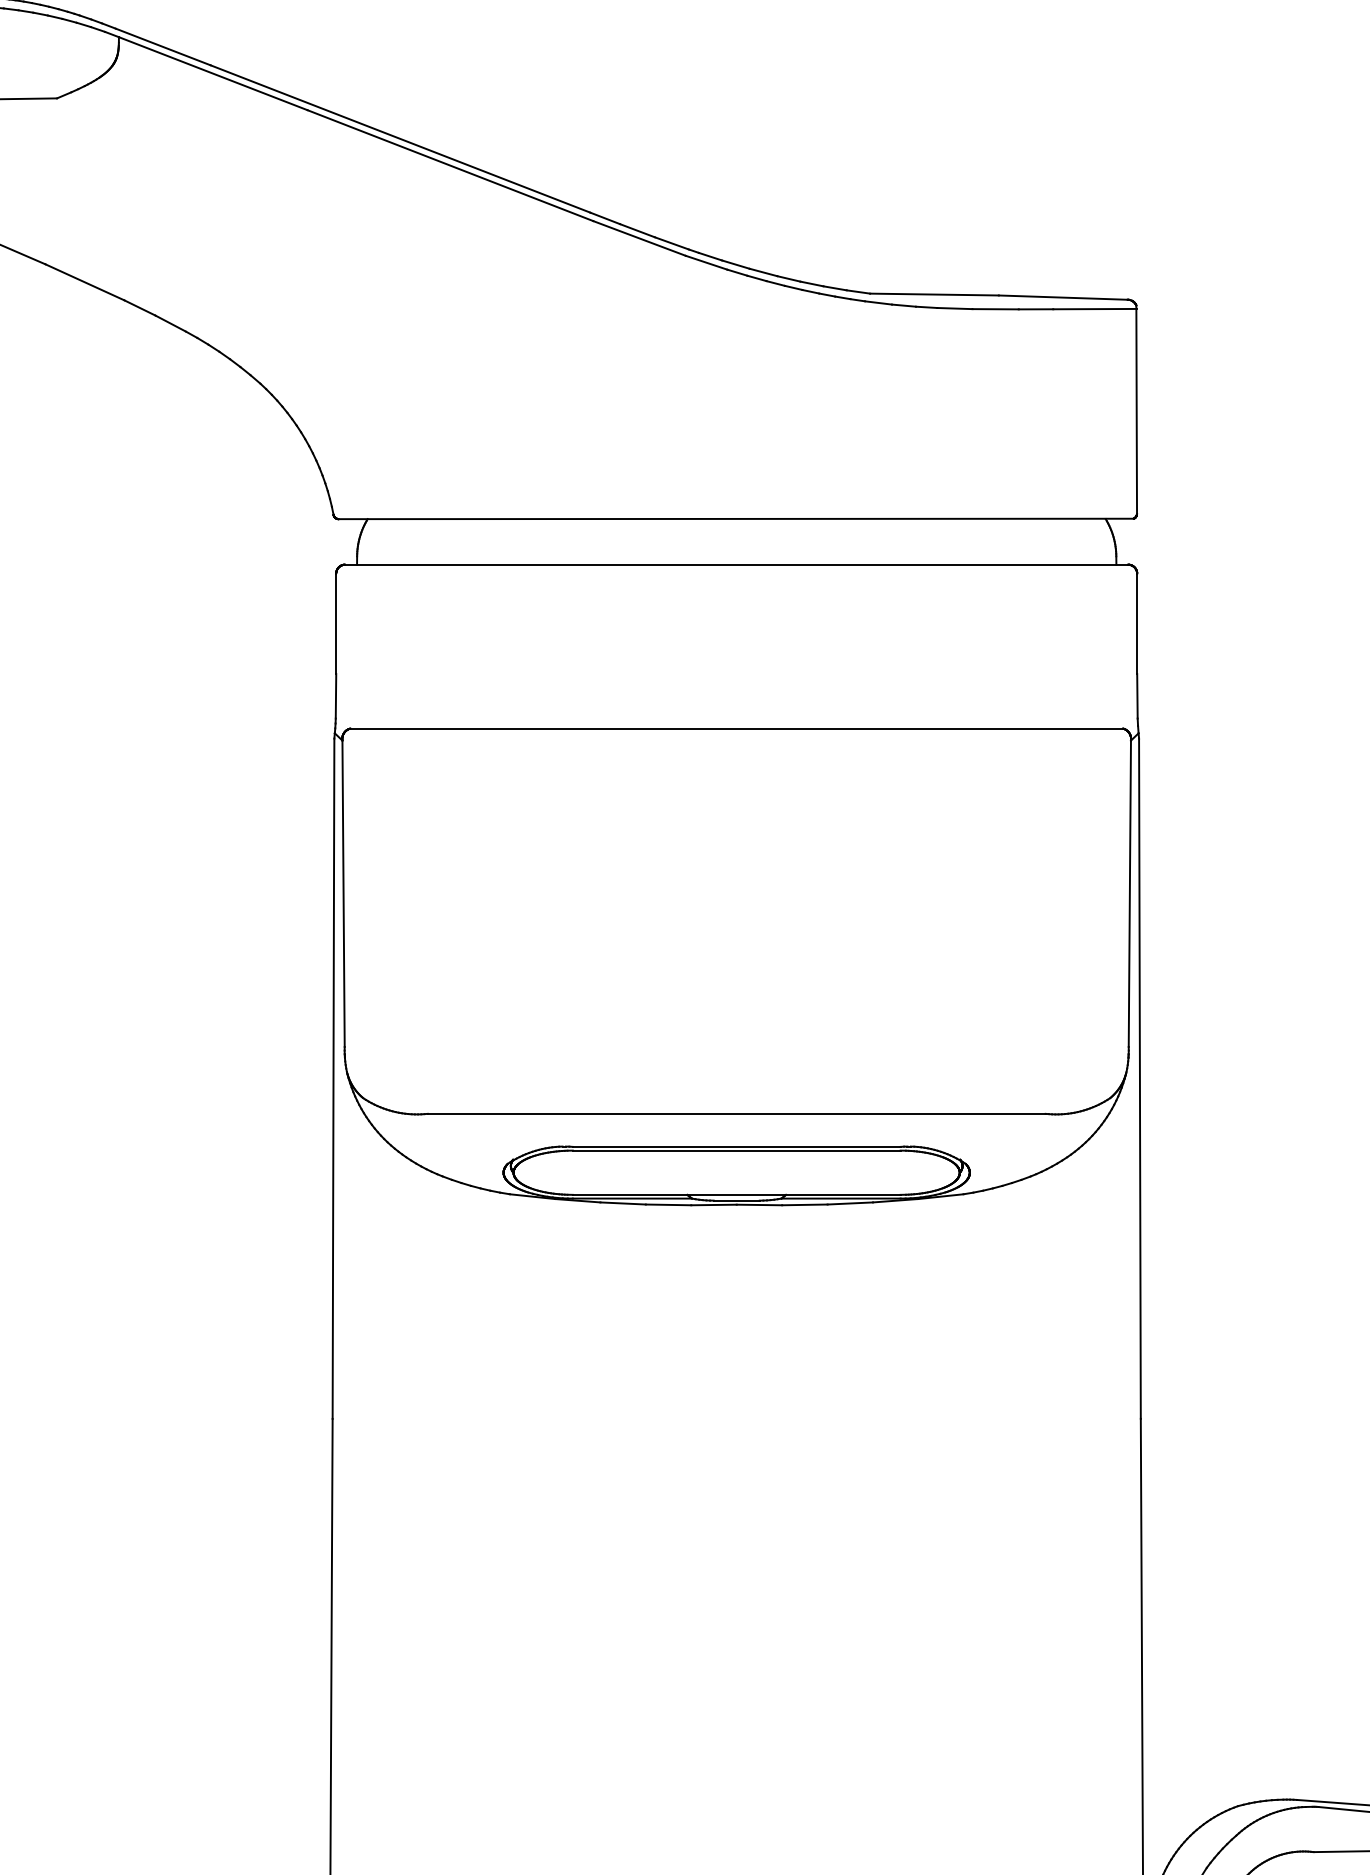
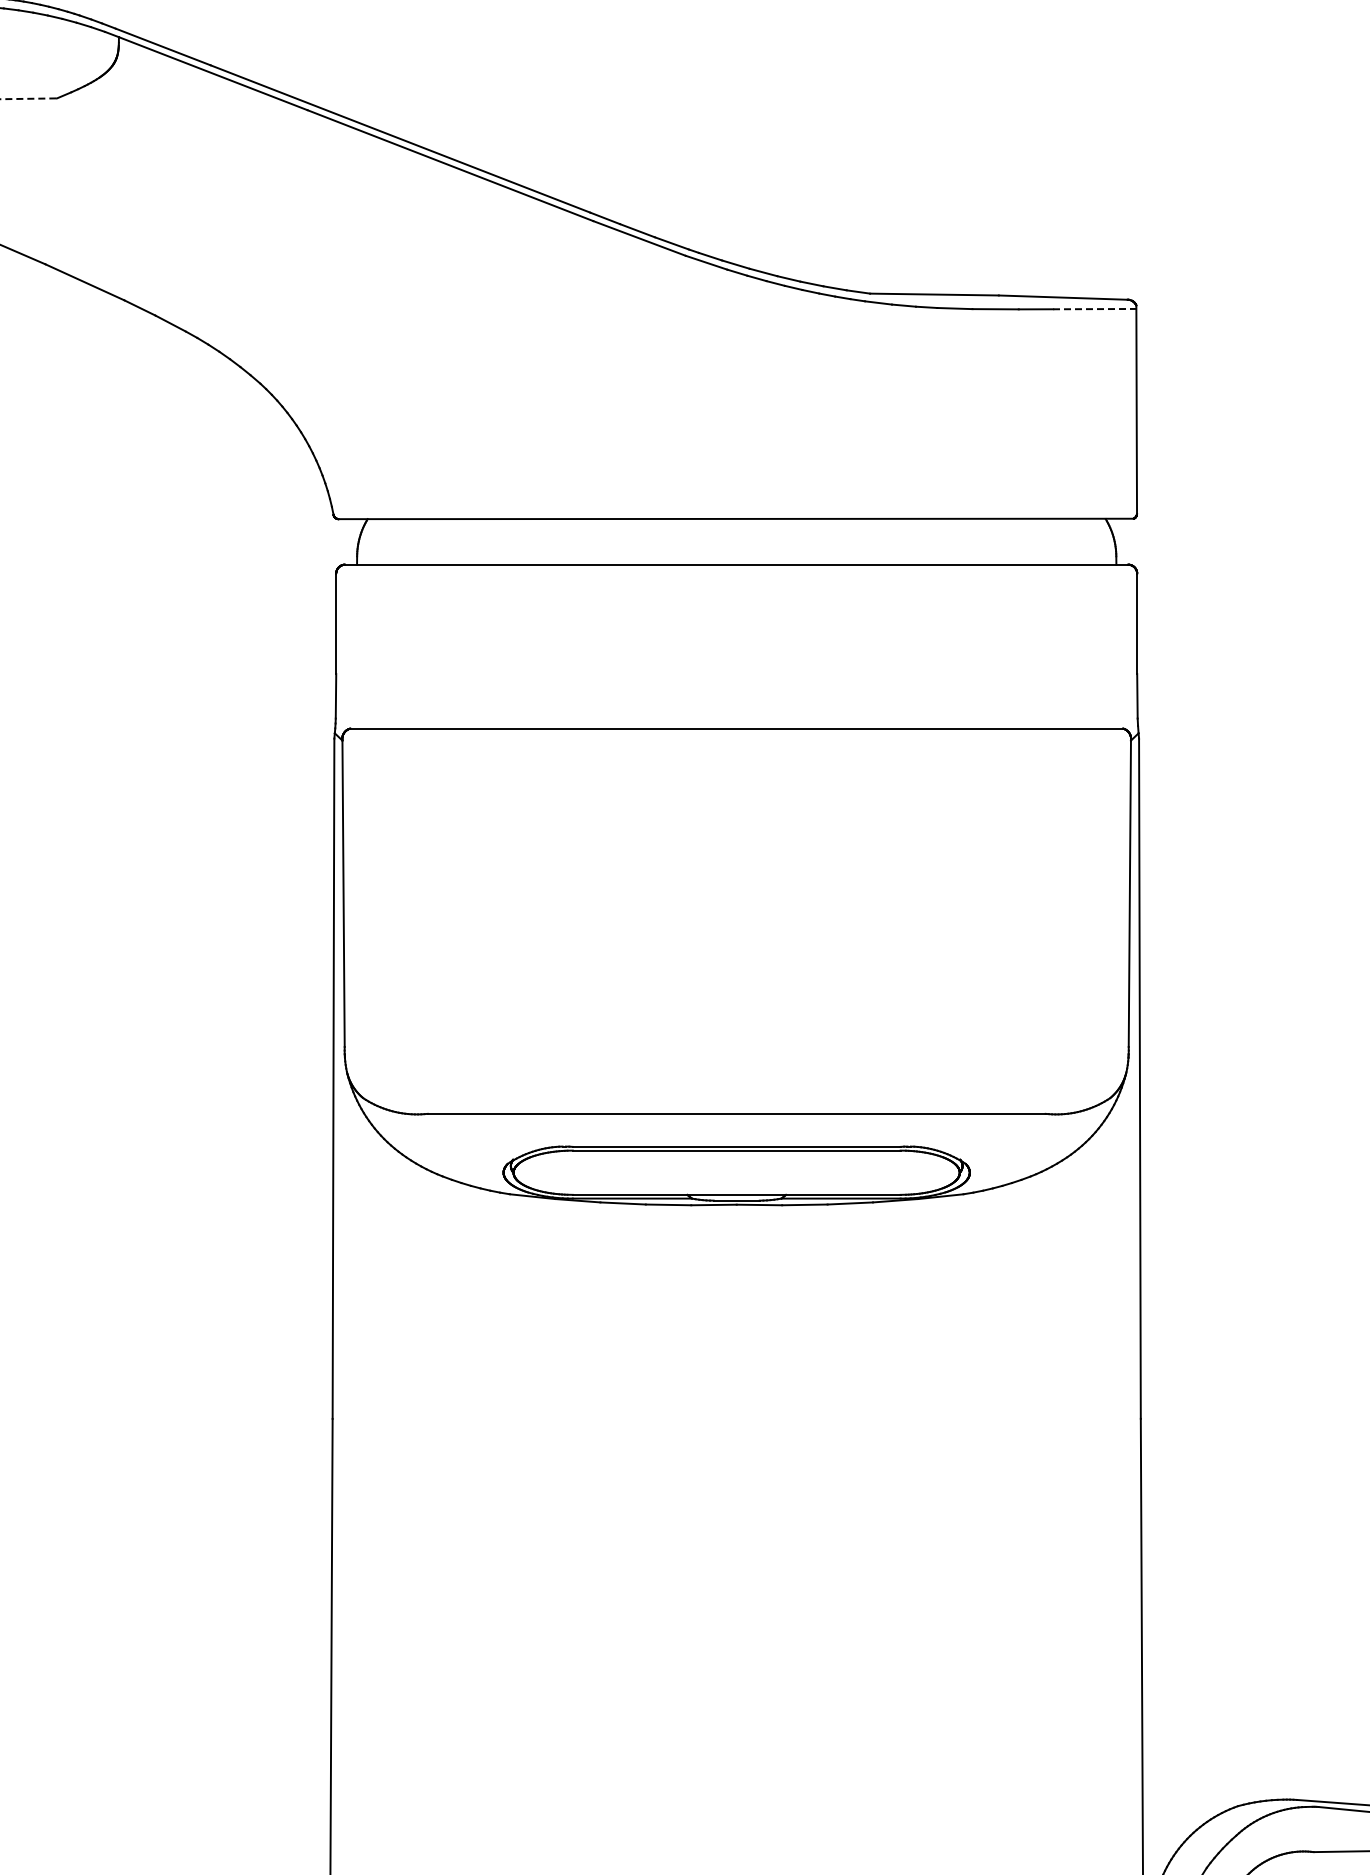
line: solid -> dashed (29, 98)
line: solid -> dashed (1095, 309)
